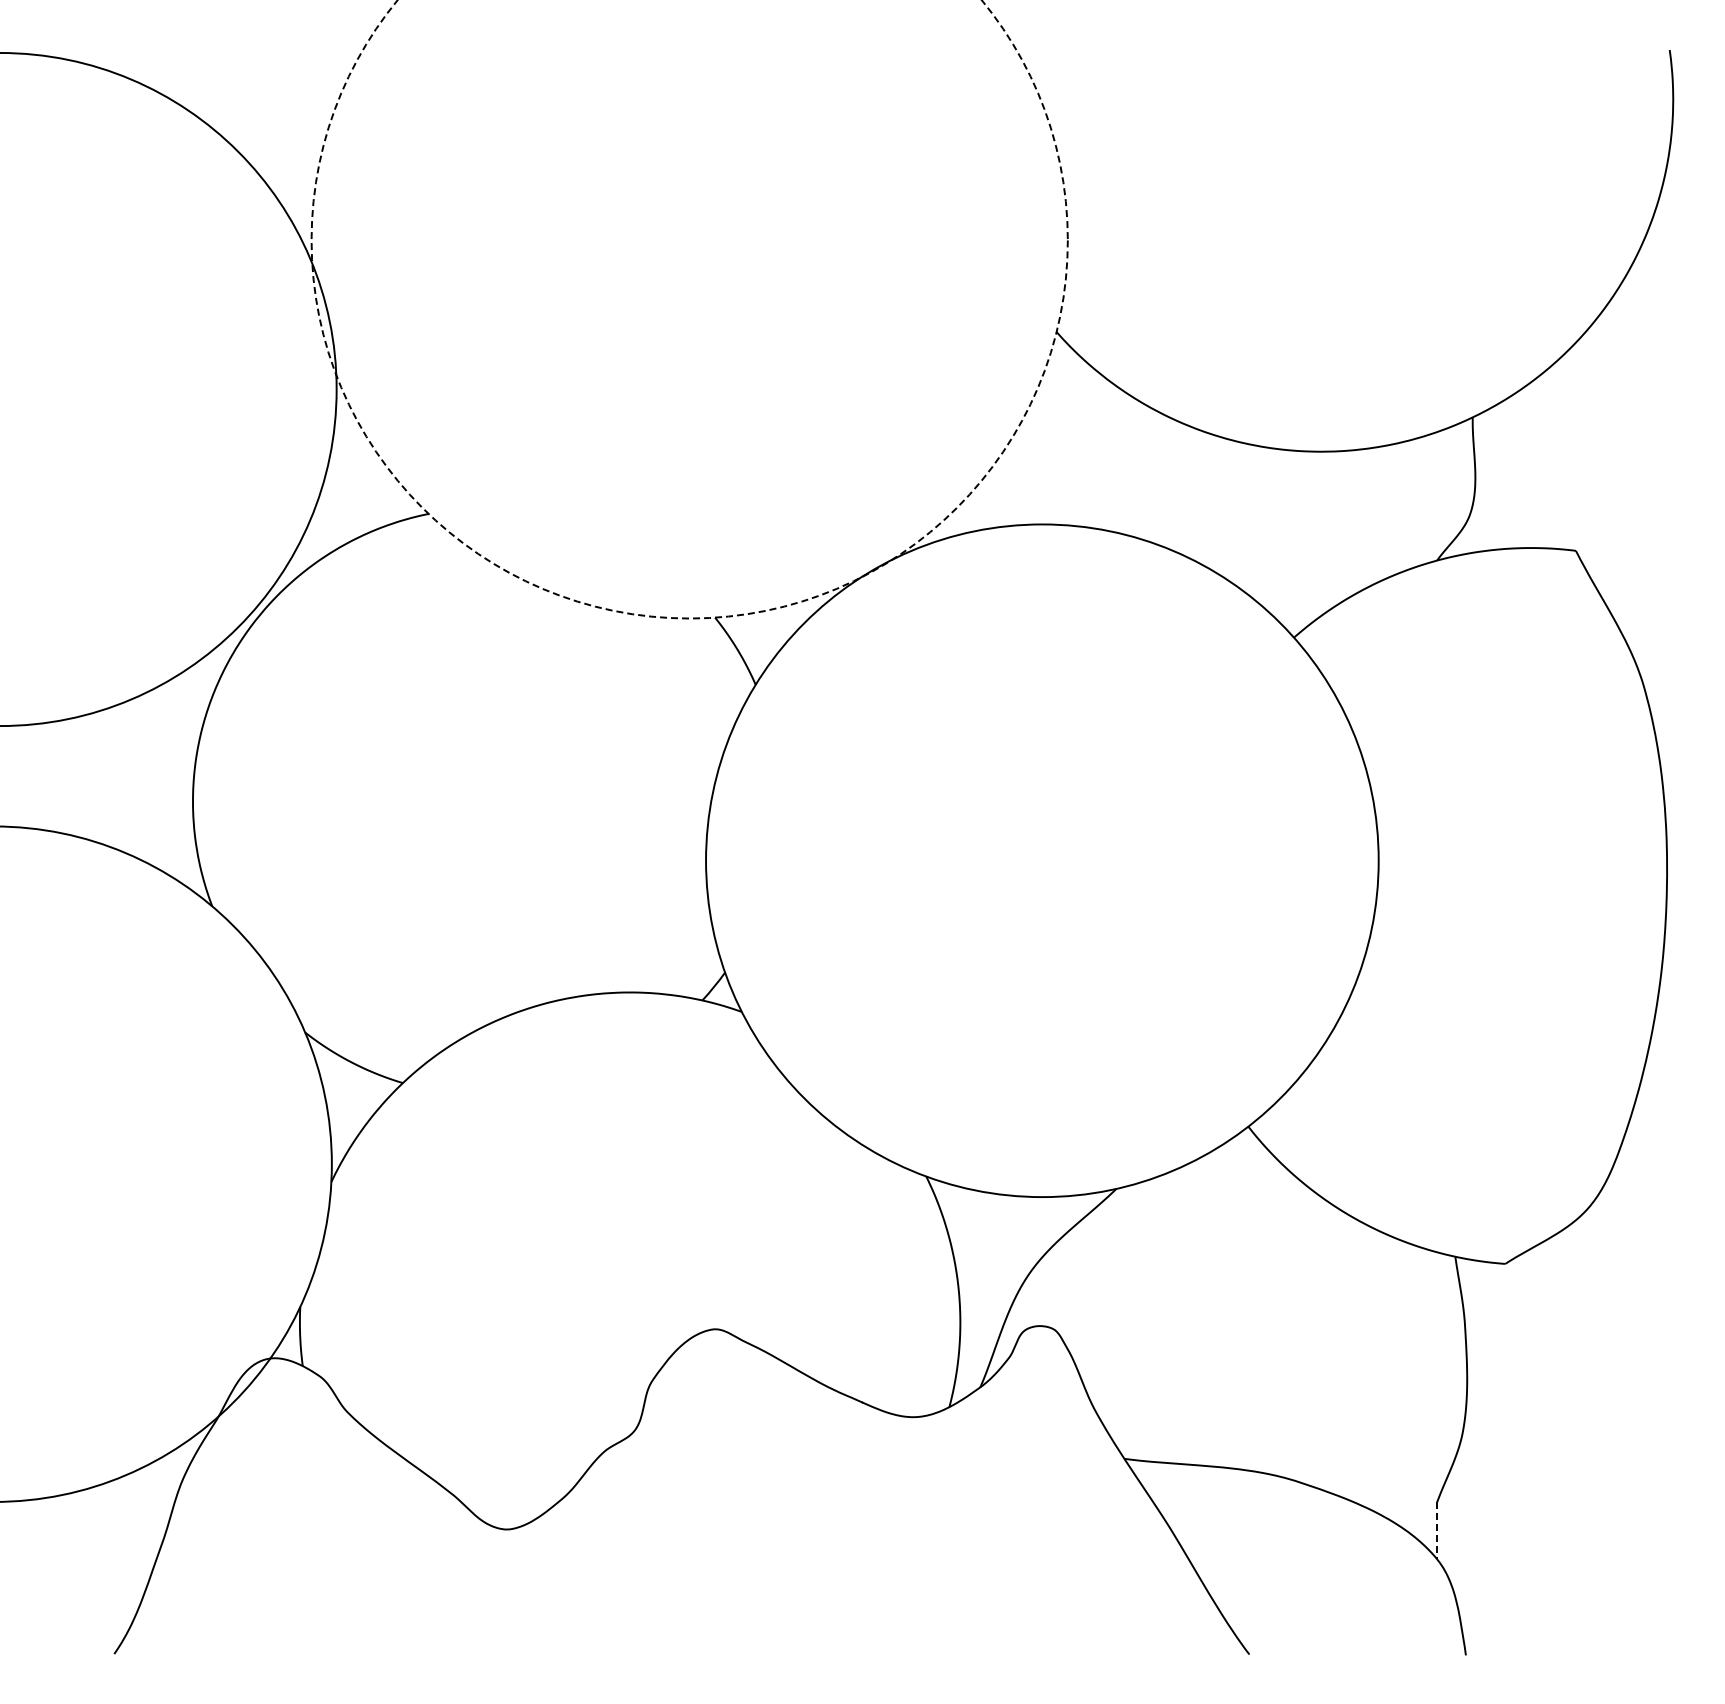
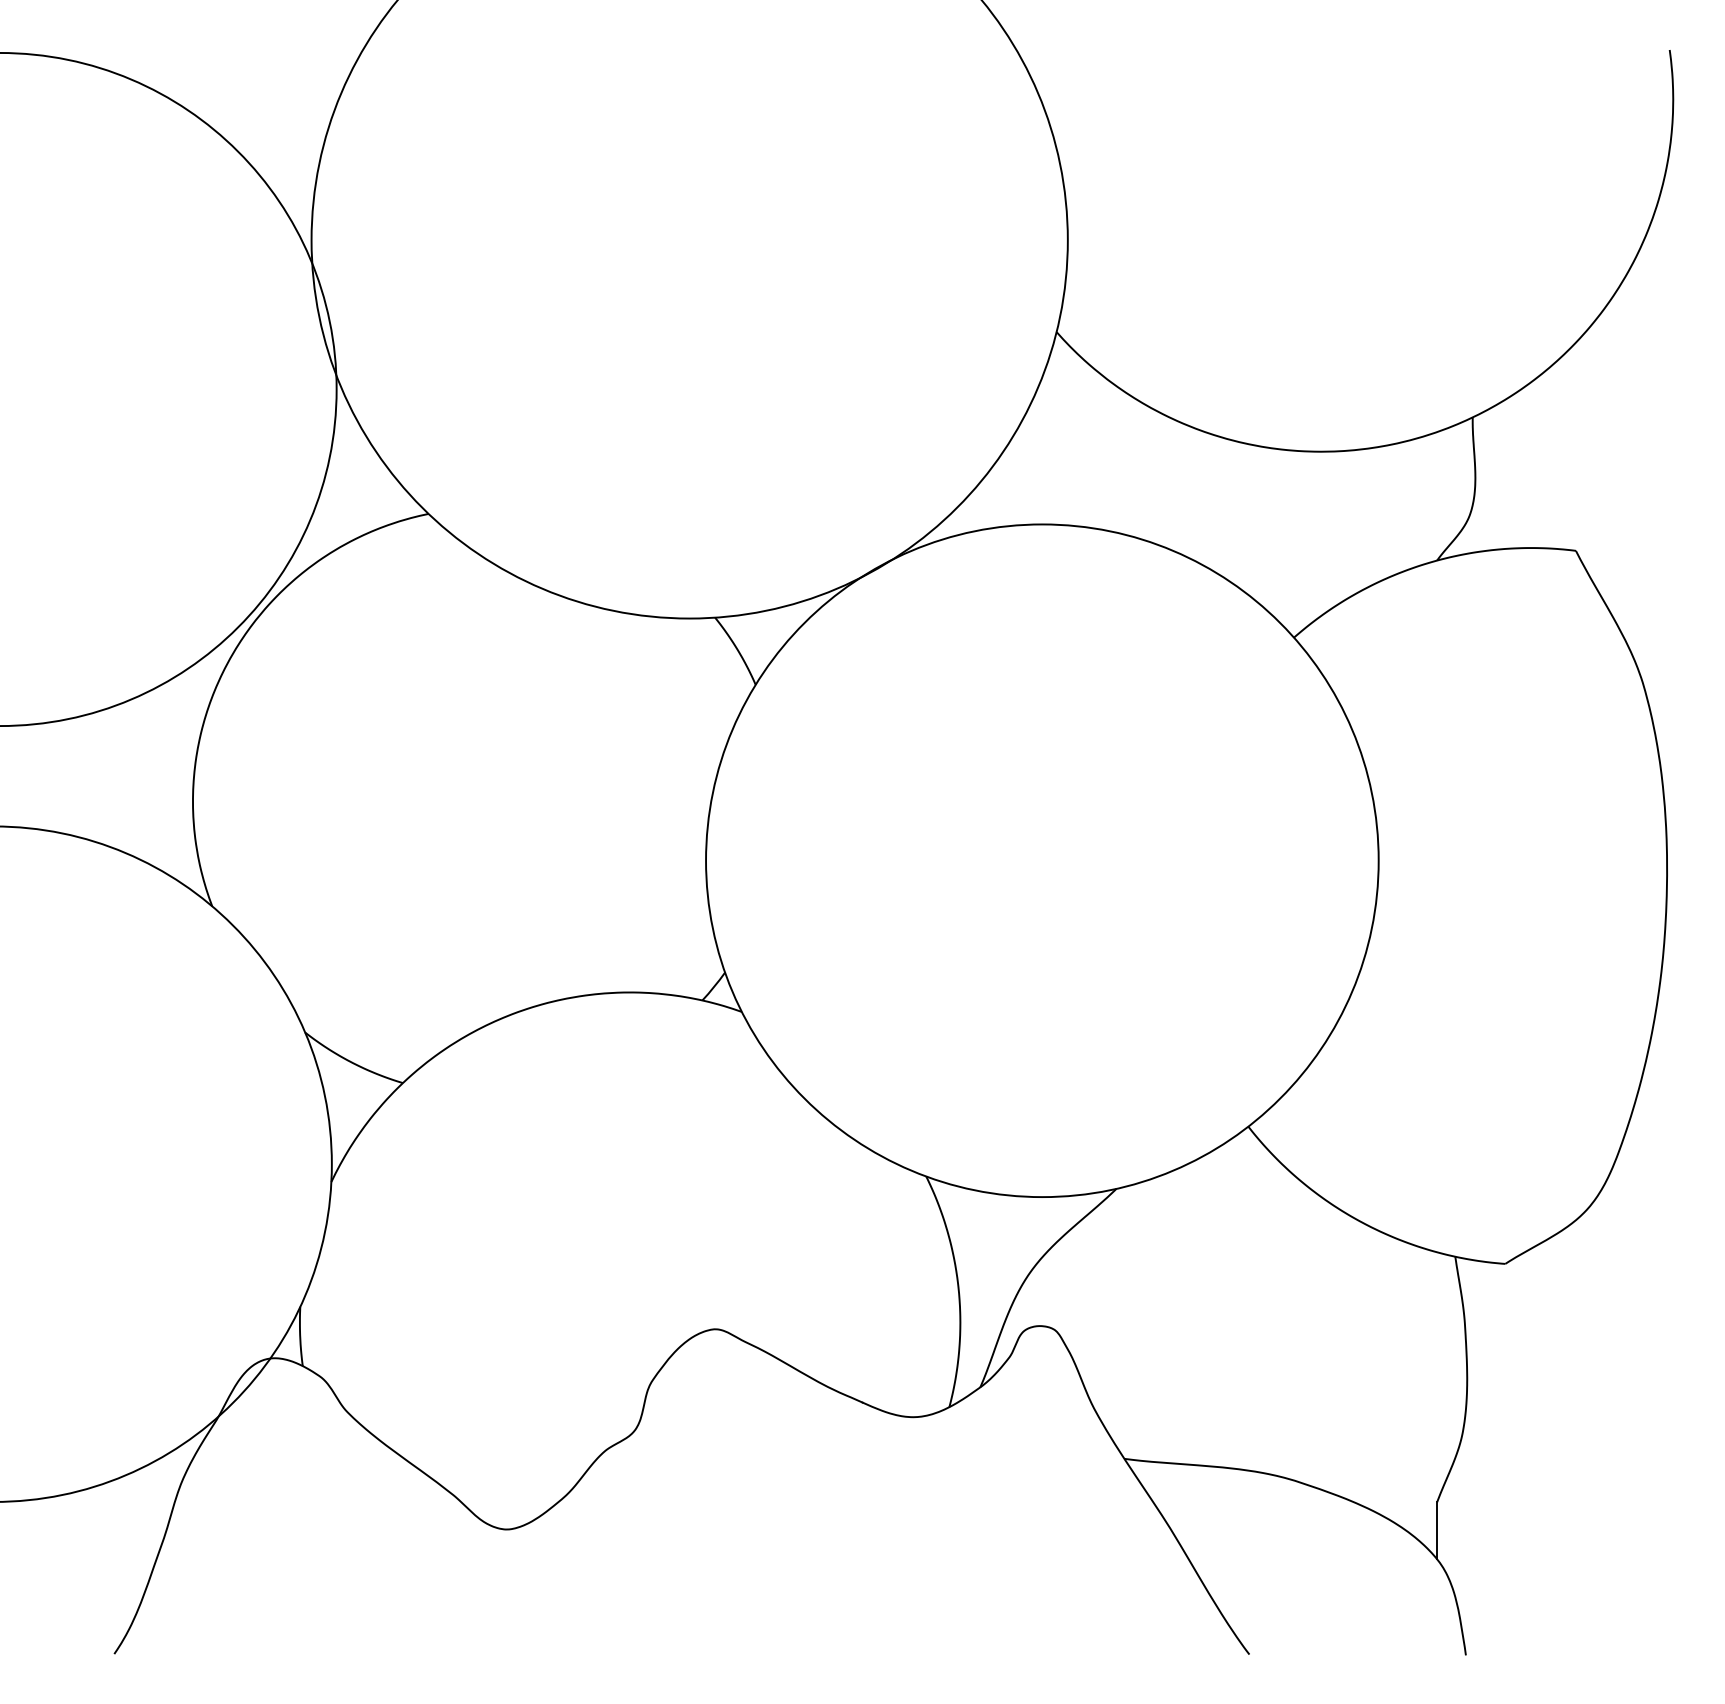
circle: dashed -> solid (689, 309)
line: dashed -> solid (1437, 1531)
